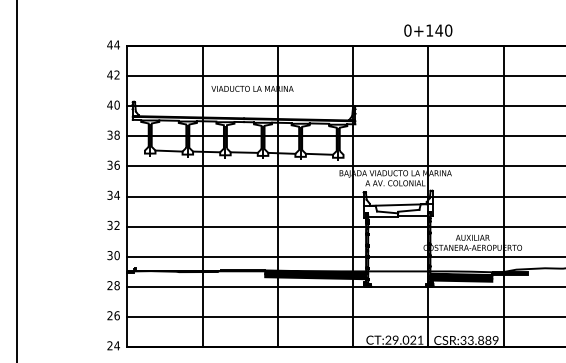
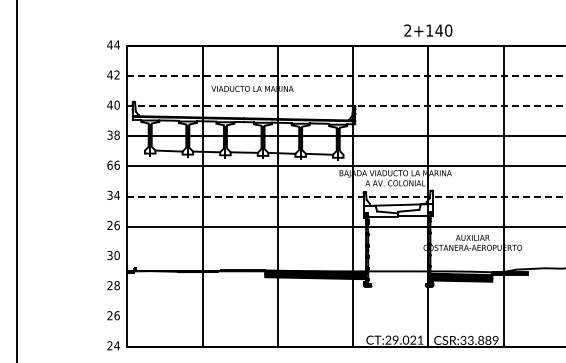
text: 0+140 -> 2+140 (407, 30)
line: solid -> dashed (346, 76)
line: solid -> dashed (346, 106)
text: 36 -> 66 (109, 164)
line: solid -> dashed (346, 196)
text: 32 -> 26 (113, 225)
line: present -> none (344, 256)
line: present -> none (344, 286)
line: present -> none (344, 316)
